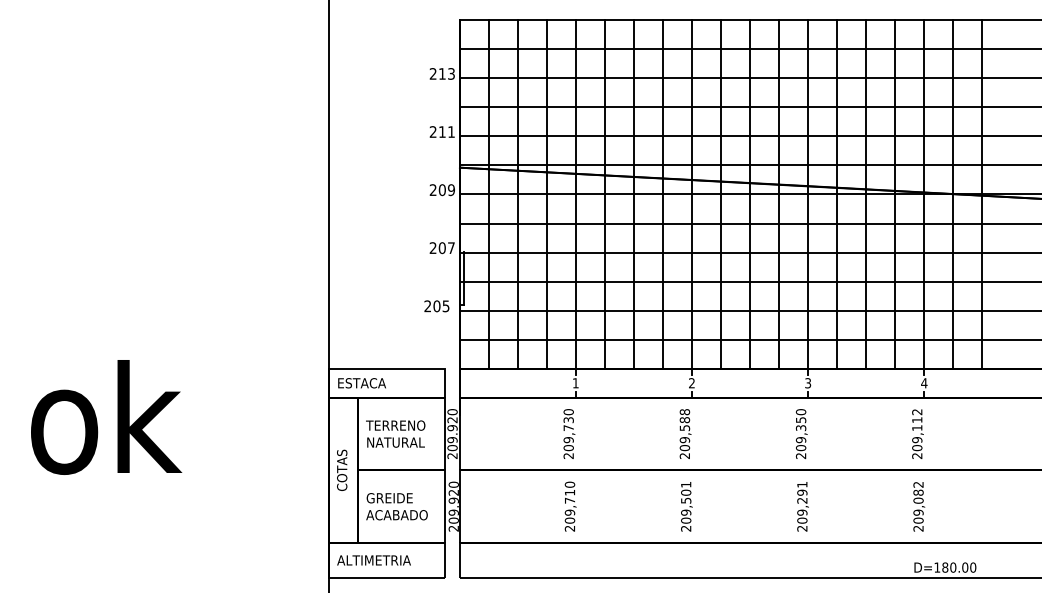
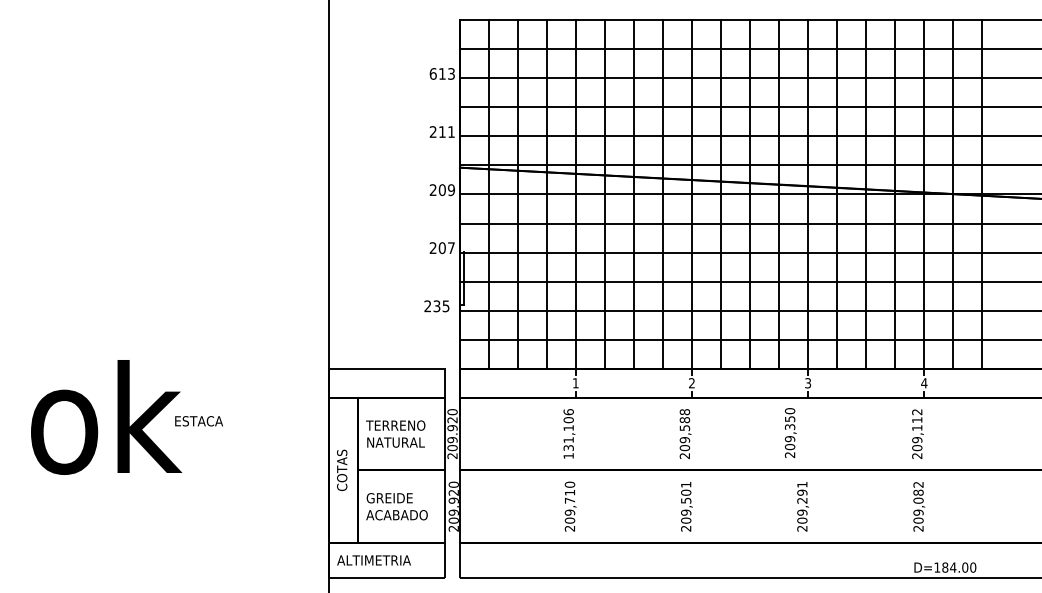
text: 213 -> 613 (432, 73)
text: 205 -> 235 (436, 306)
text position: (361, 383) -> (198, 421) (198, 421)
text position: (801, 433) -> (790, 432) (790, 432)
text: 209,730 -> 131,106 (568, 434)
text: D=180.00 -> D=184.00 (953, 567)
